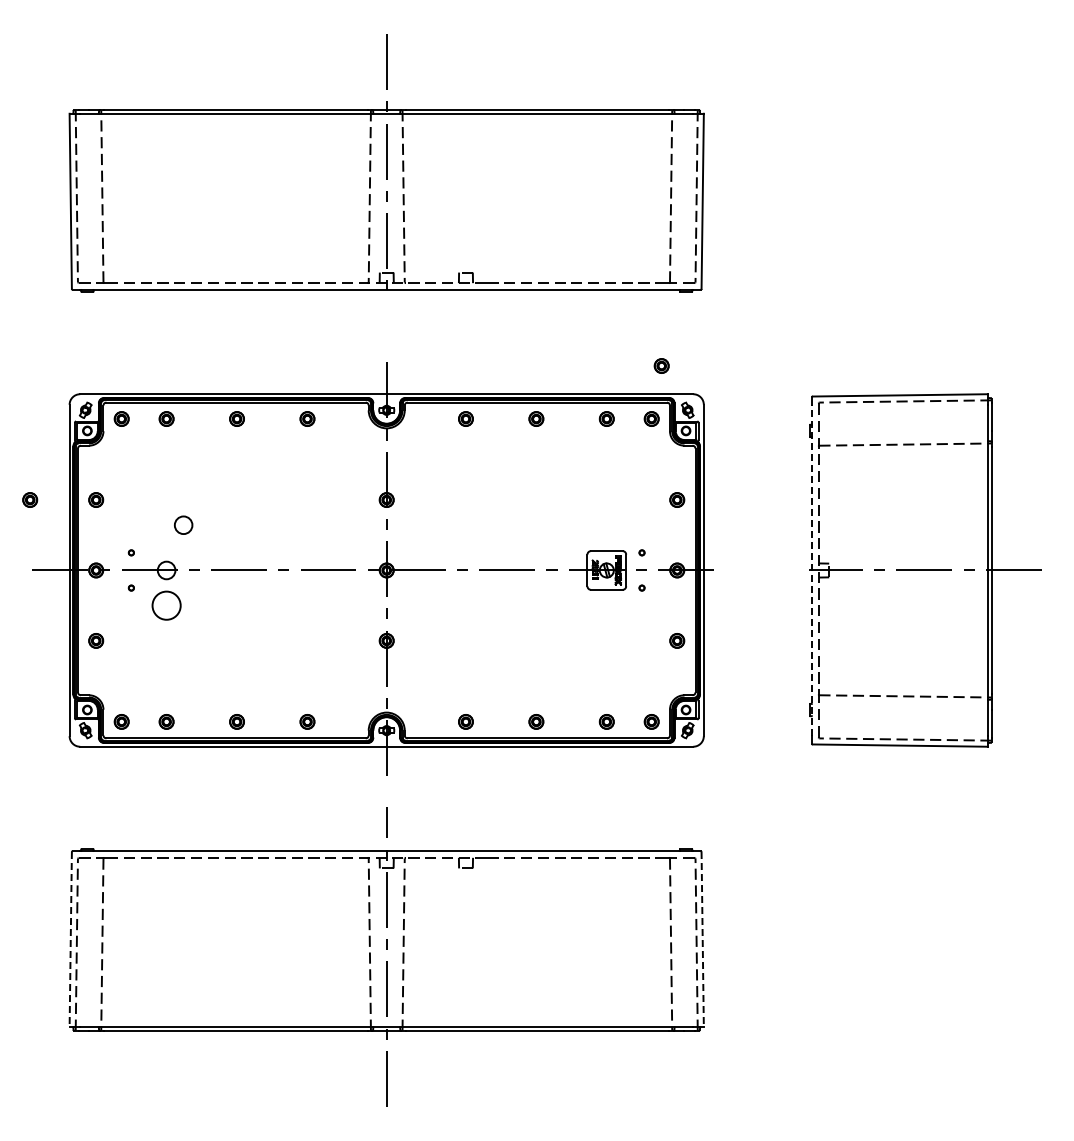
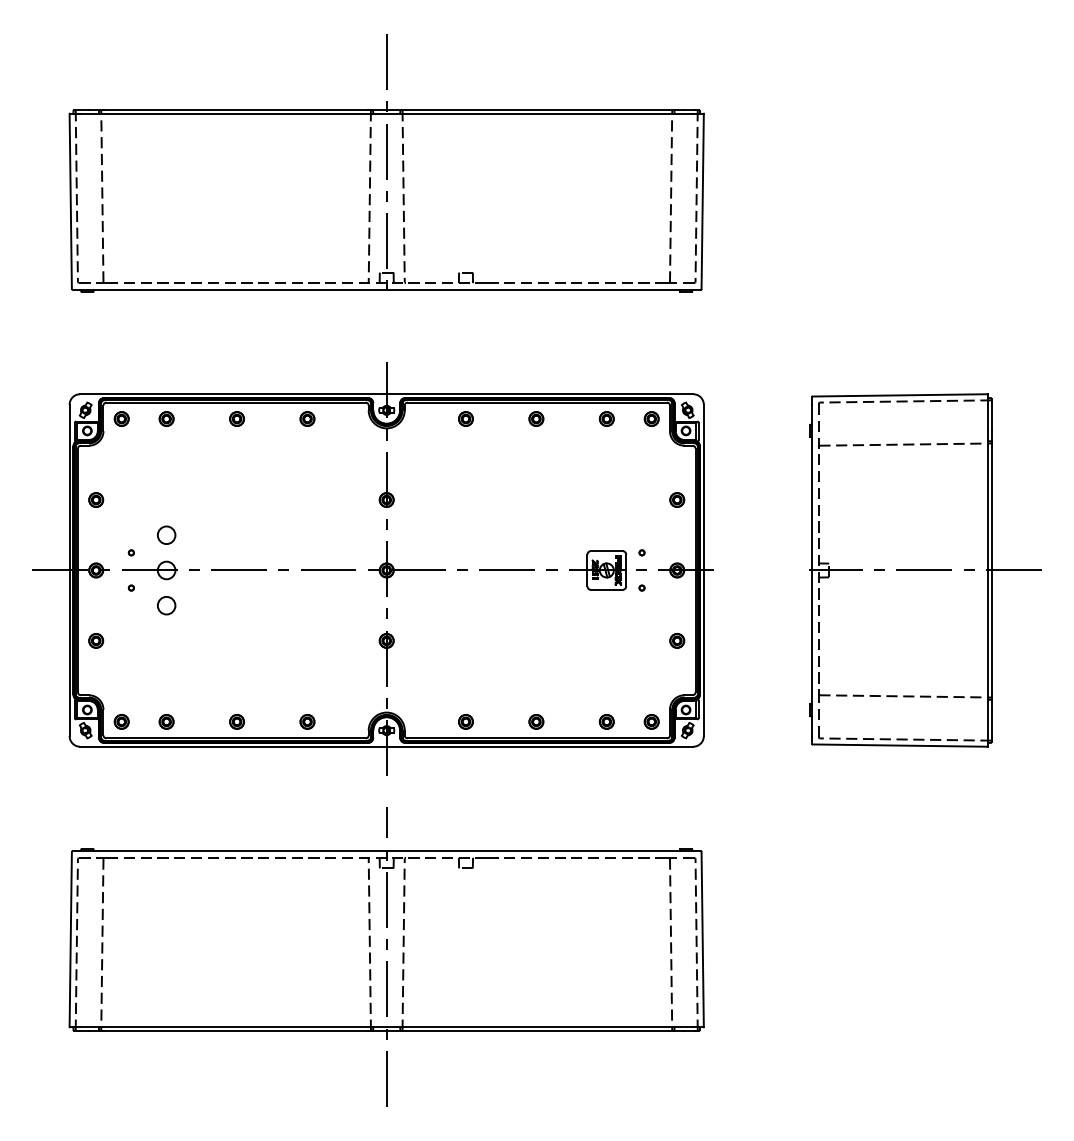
part: present -> none (661, 365)
part: present -> none (30, 499)
circle position: (183, 524) -> (166, 534) (166, 534)
line: dashed -> solid (811, 570)
circle diameter: 28 px -> 18 px (166, 605)
line: dashed -> solid (70, 939)
line: dashed -> solid (702, 939)
